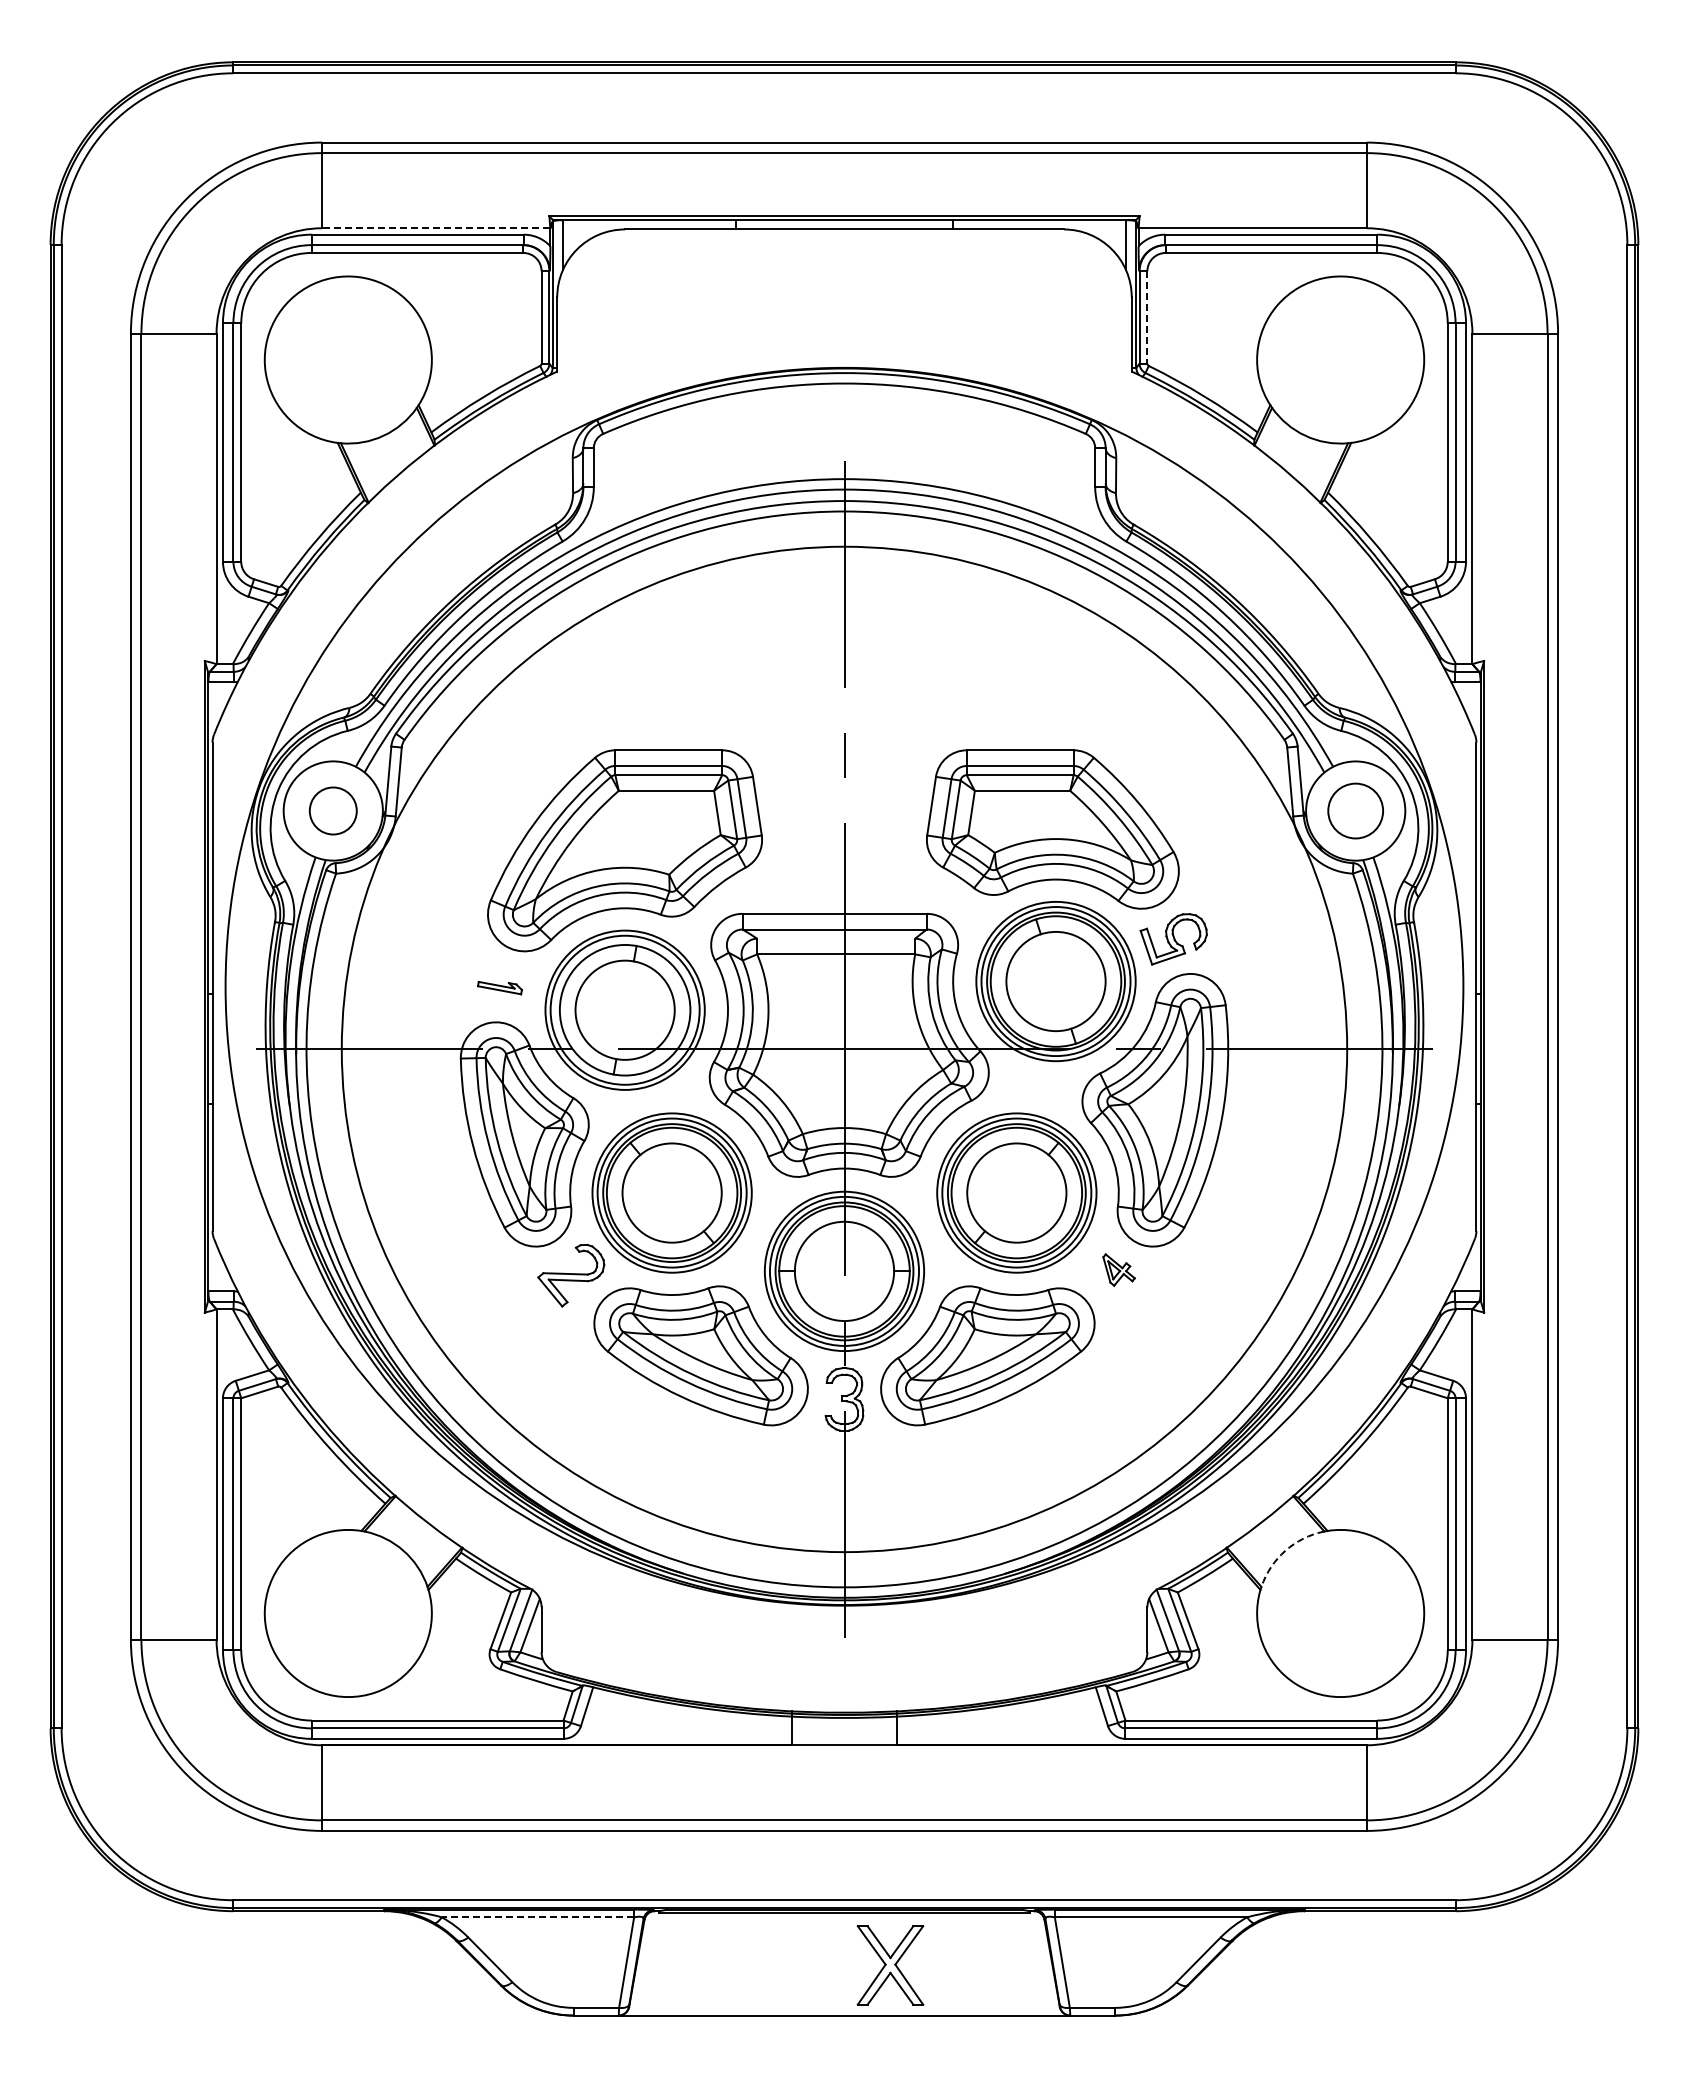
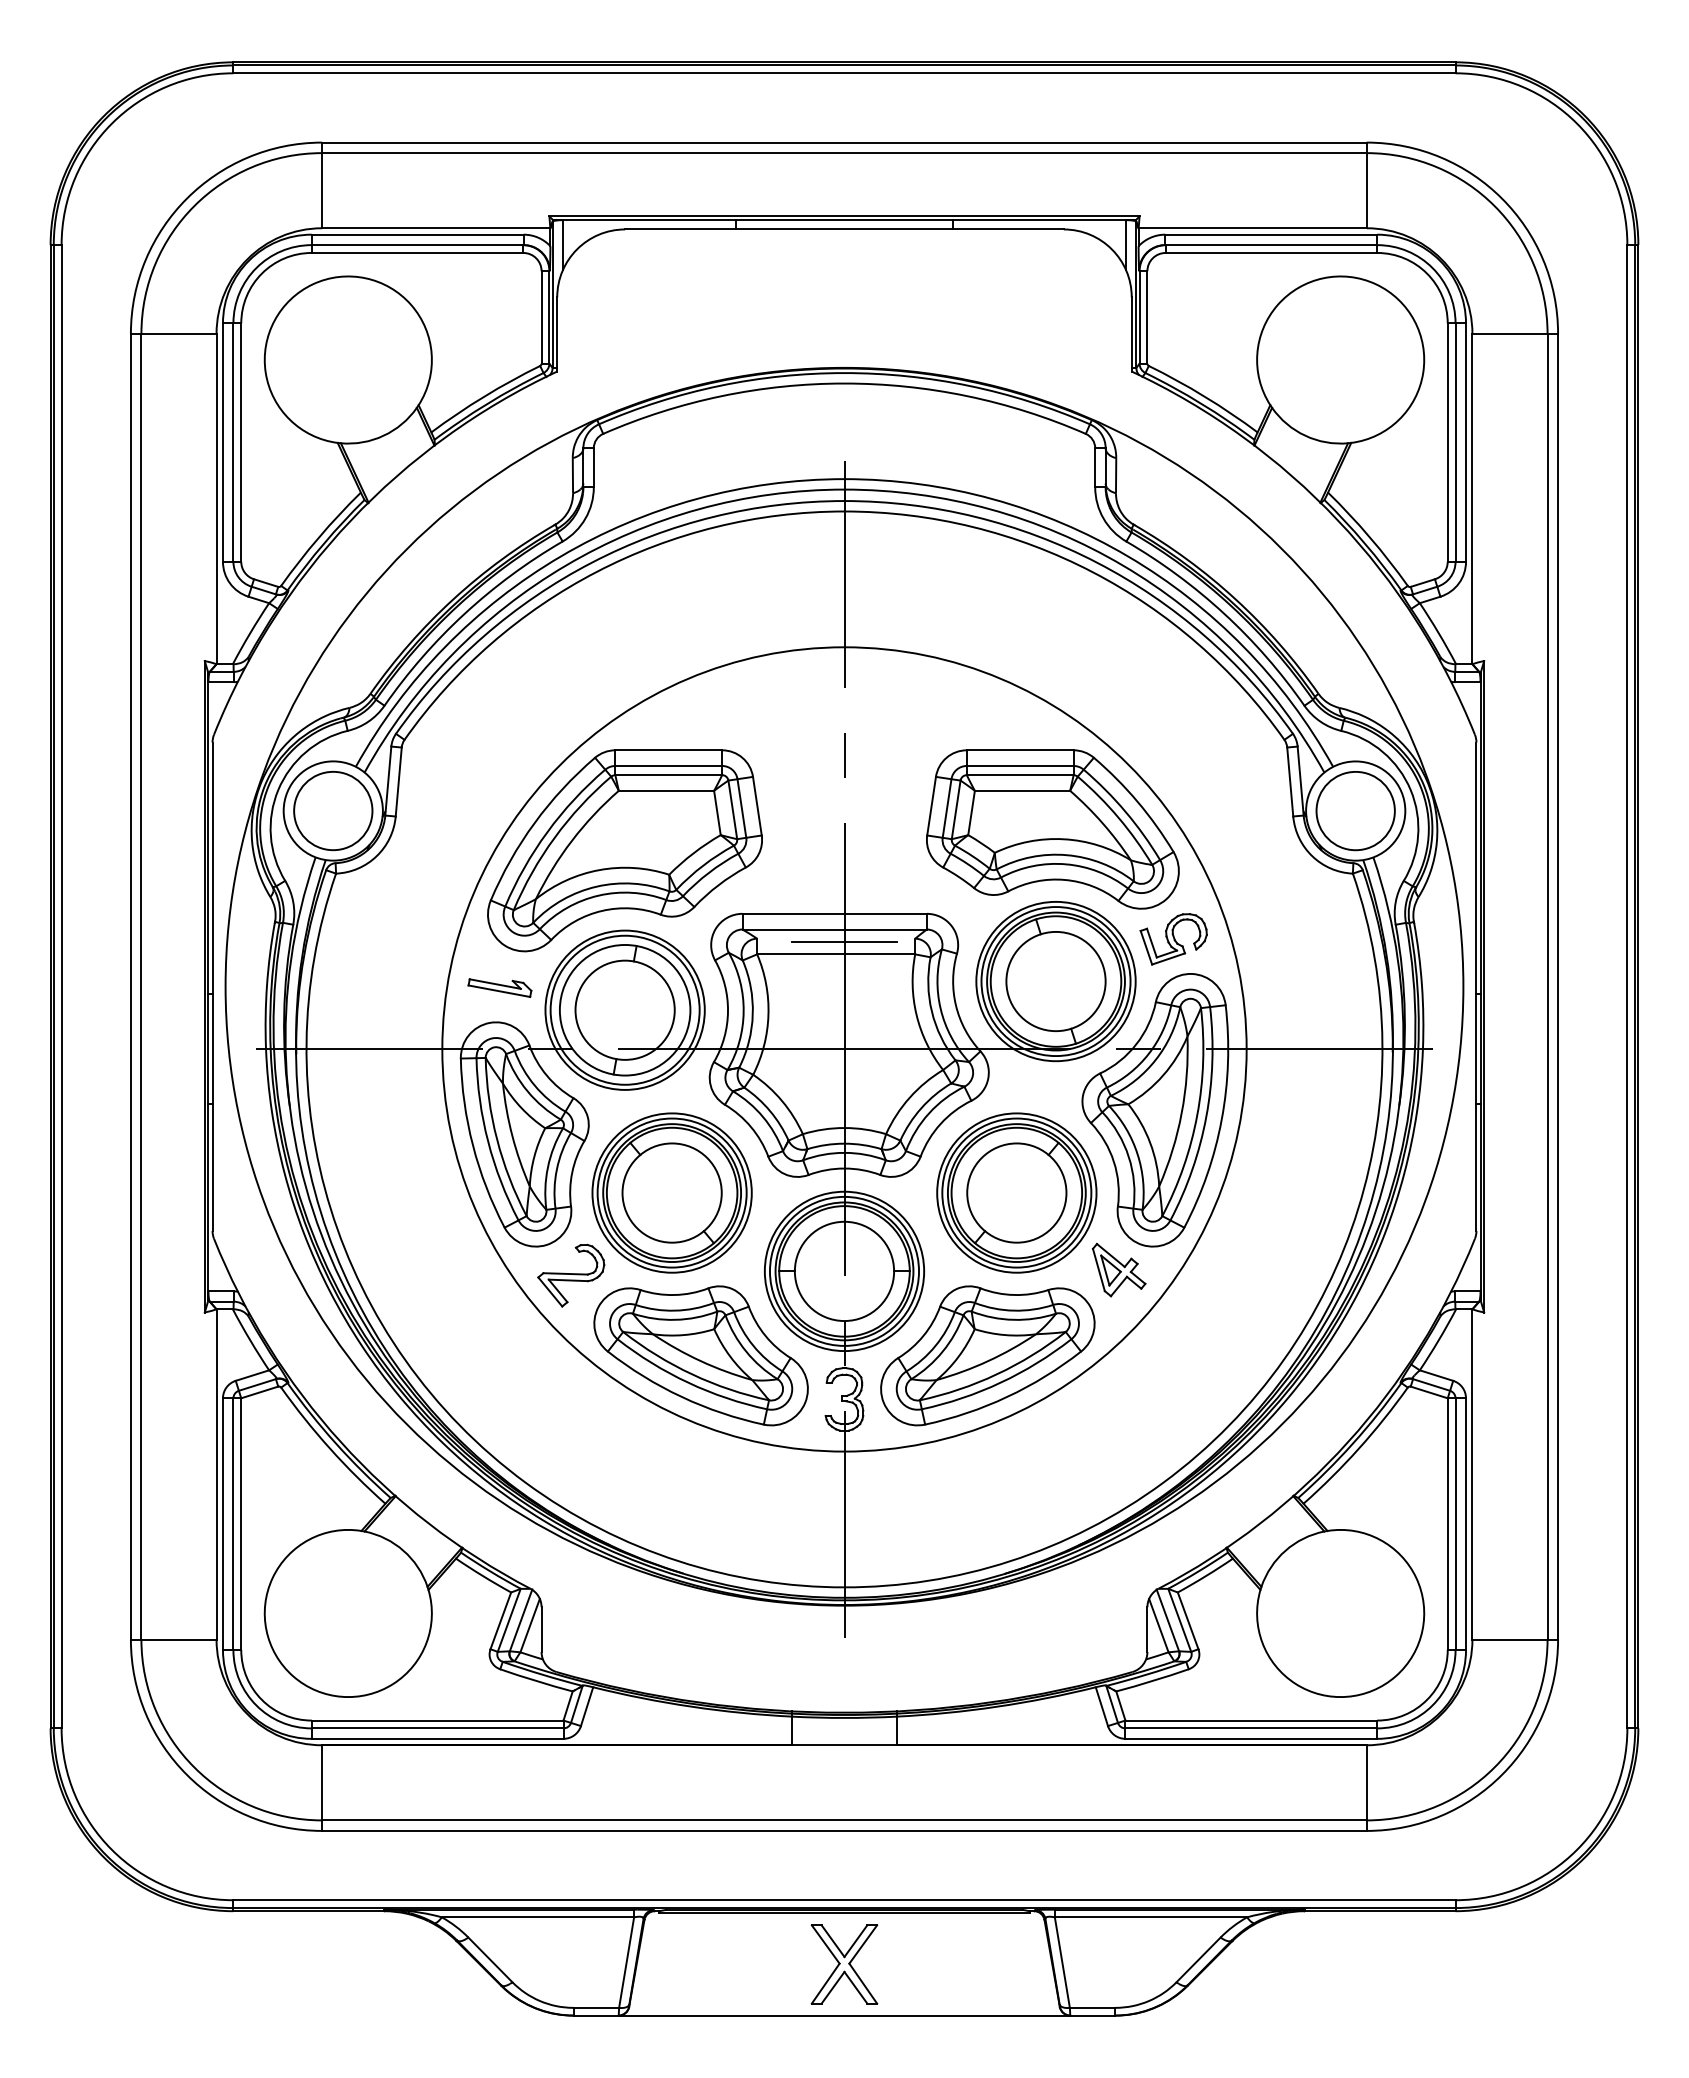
line: dashed -> solid (435, 228)
line: dashed -> solid (1147, 317)
circle diameter: 47 px -> 78 px (333, 810)
circle diameter: 55 px -> 78 px (1355, 810)
line: none -> present (844, 941)
part size: 46x16 px -> 66x20 px (499, 987)
circle diameter: 1005 px -> 804 px (844, 1049)
part size: 34x34 px -> 56x56 px (1118, 1269)
arc: dashed -> solid (1285, 1550)
line: dashed -> solid (537, 1917)
part position: (890, 1965) -> (844, 1964) (844, 1964)
